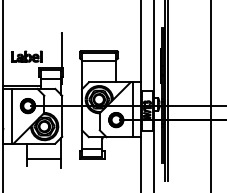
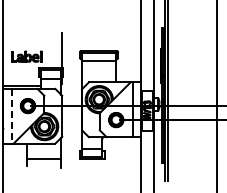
line position: (211, 95) -> (217, 95) (217, 95)
line: solid -> dashed (11, 116)
